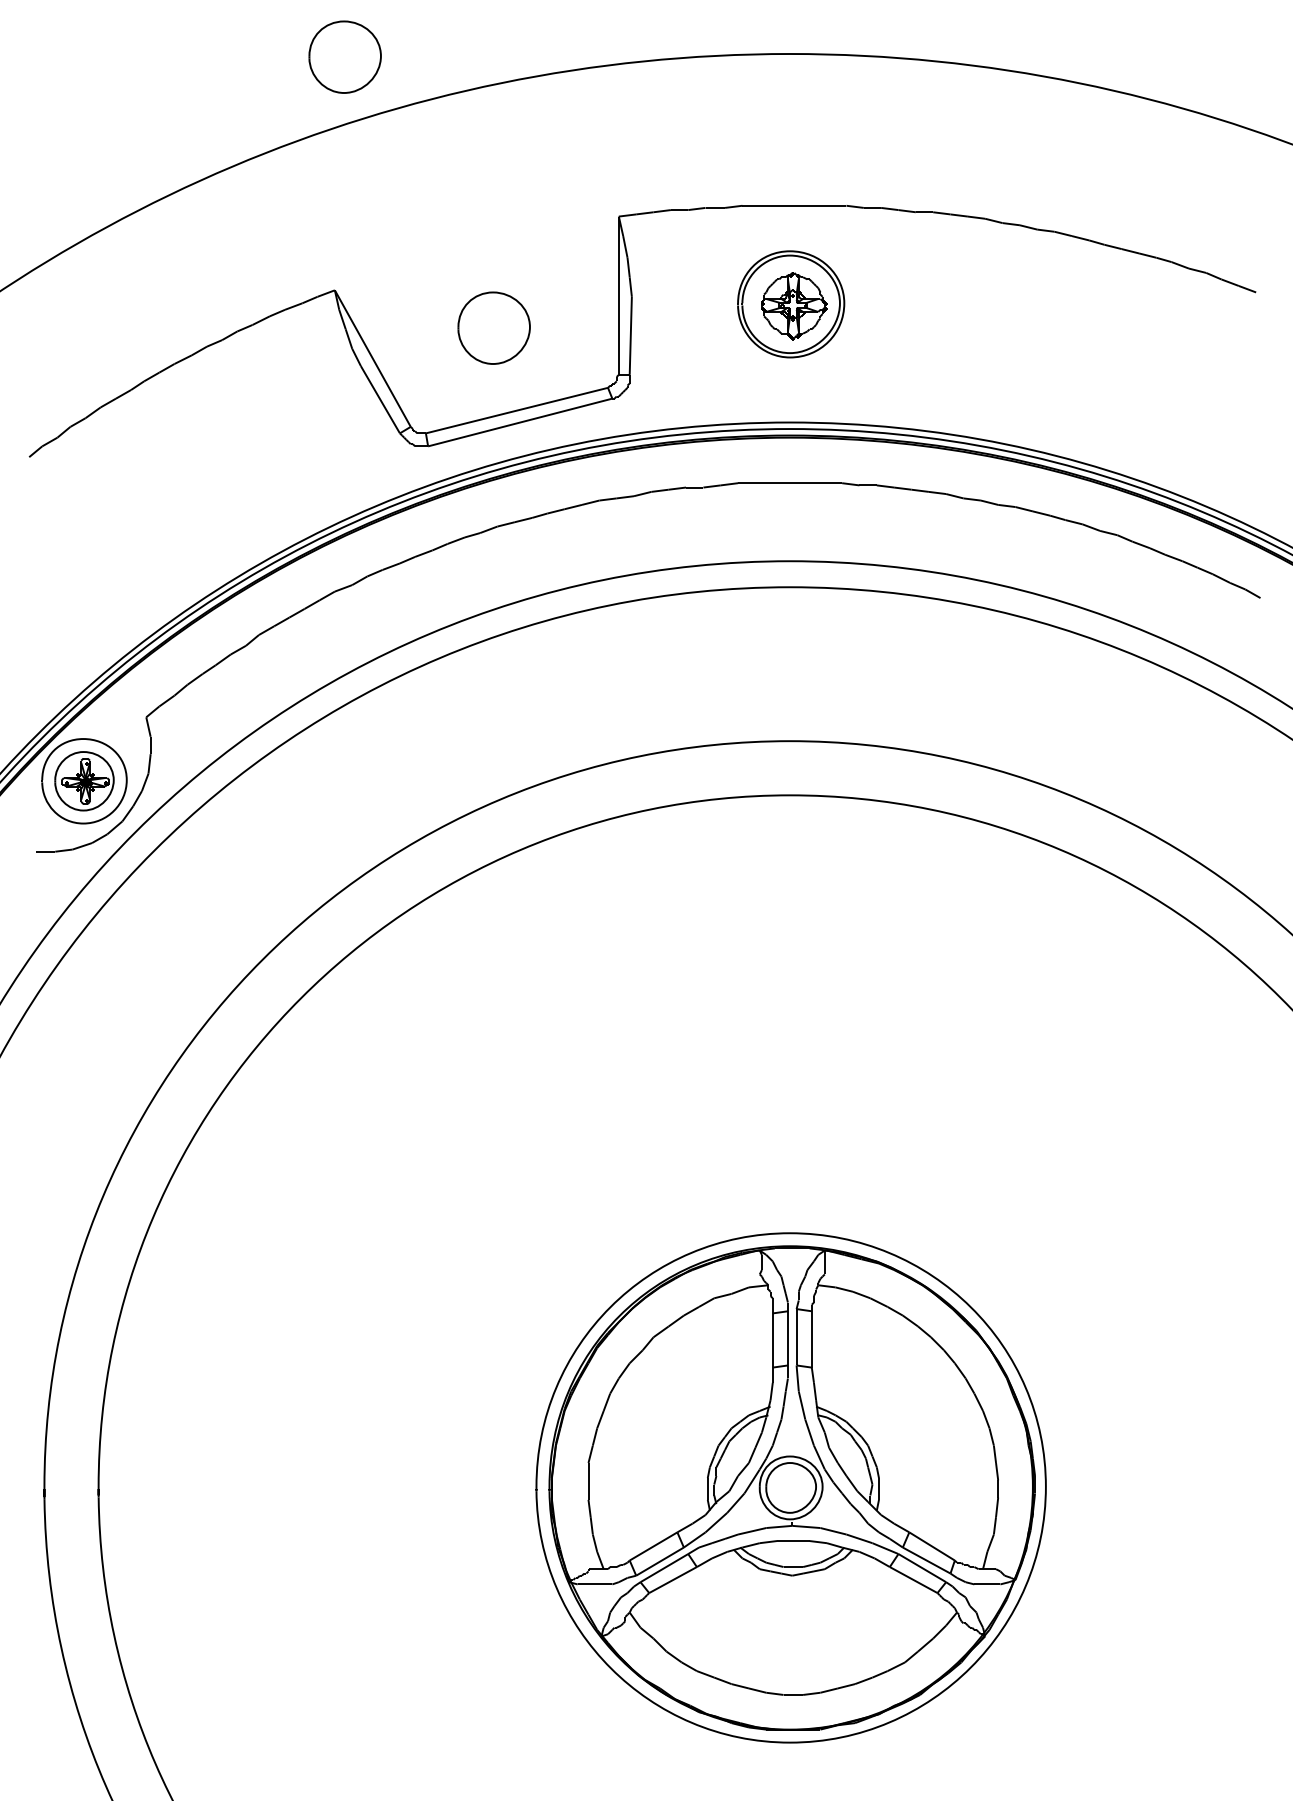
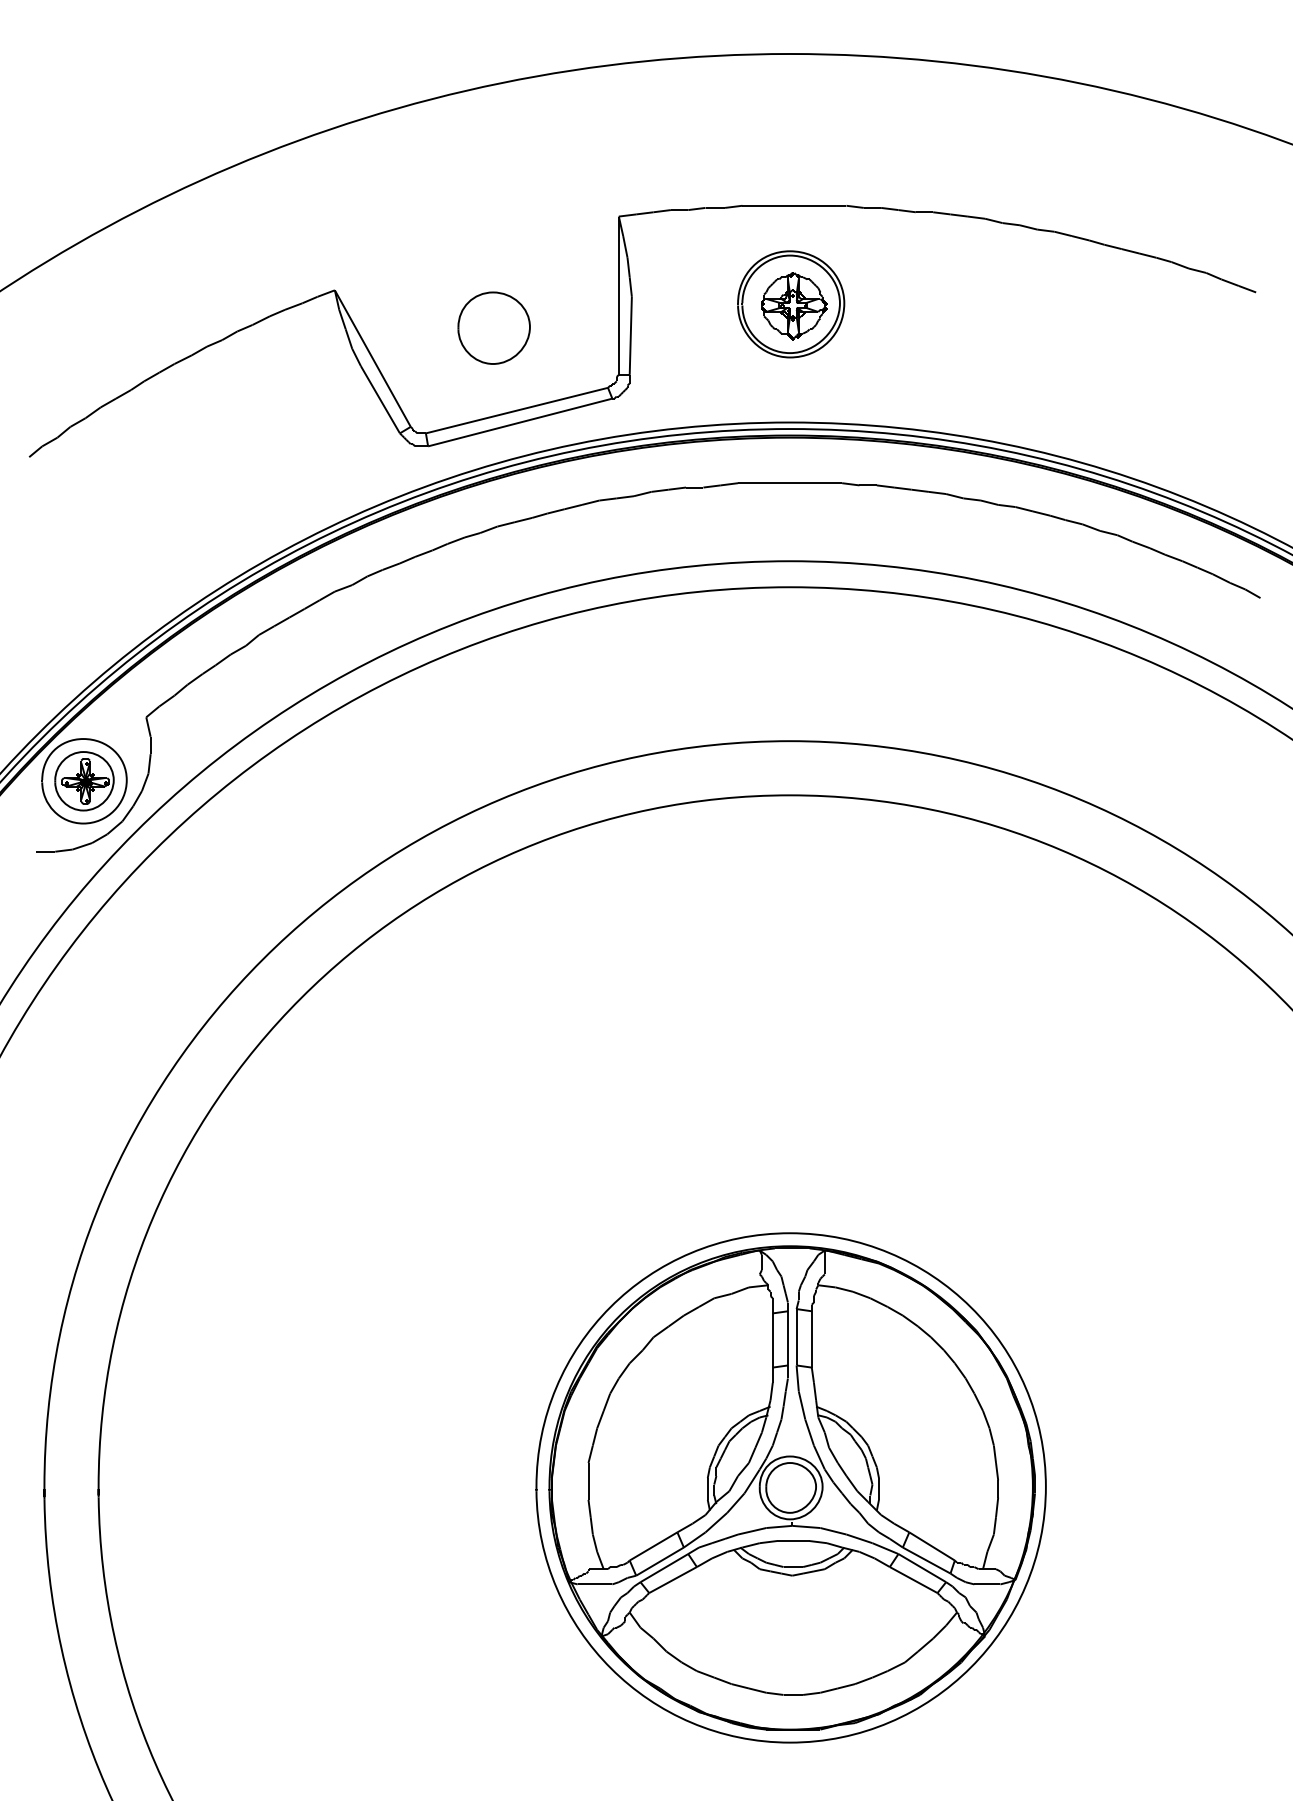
part: present -> none (344, 56)
